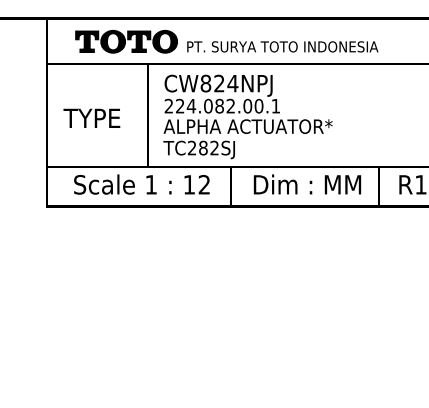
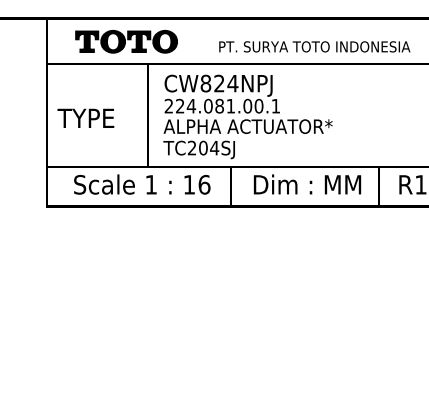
text position: (282, 46) -> (314, 46) (314, 46)
text: 224.082.00.1 -> 224.081.00.1 (230, 105)
text position: (91, 117) -> (85, 117) (85, 117)
text: TC282SJ -> TC204SJ (209, 147)
text: 12 -> 16 (204, 184)
